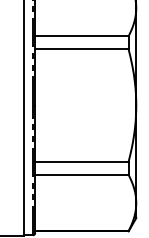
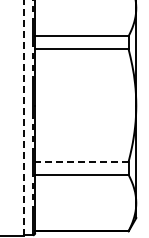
line: solid -> dashed (23, 118)
line: solid -> dashed (81, 161)
